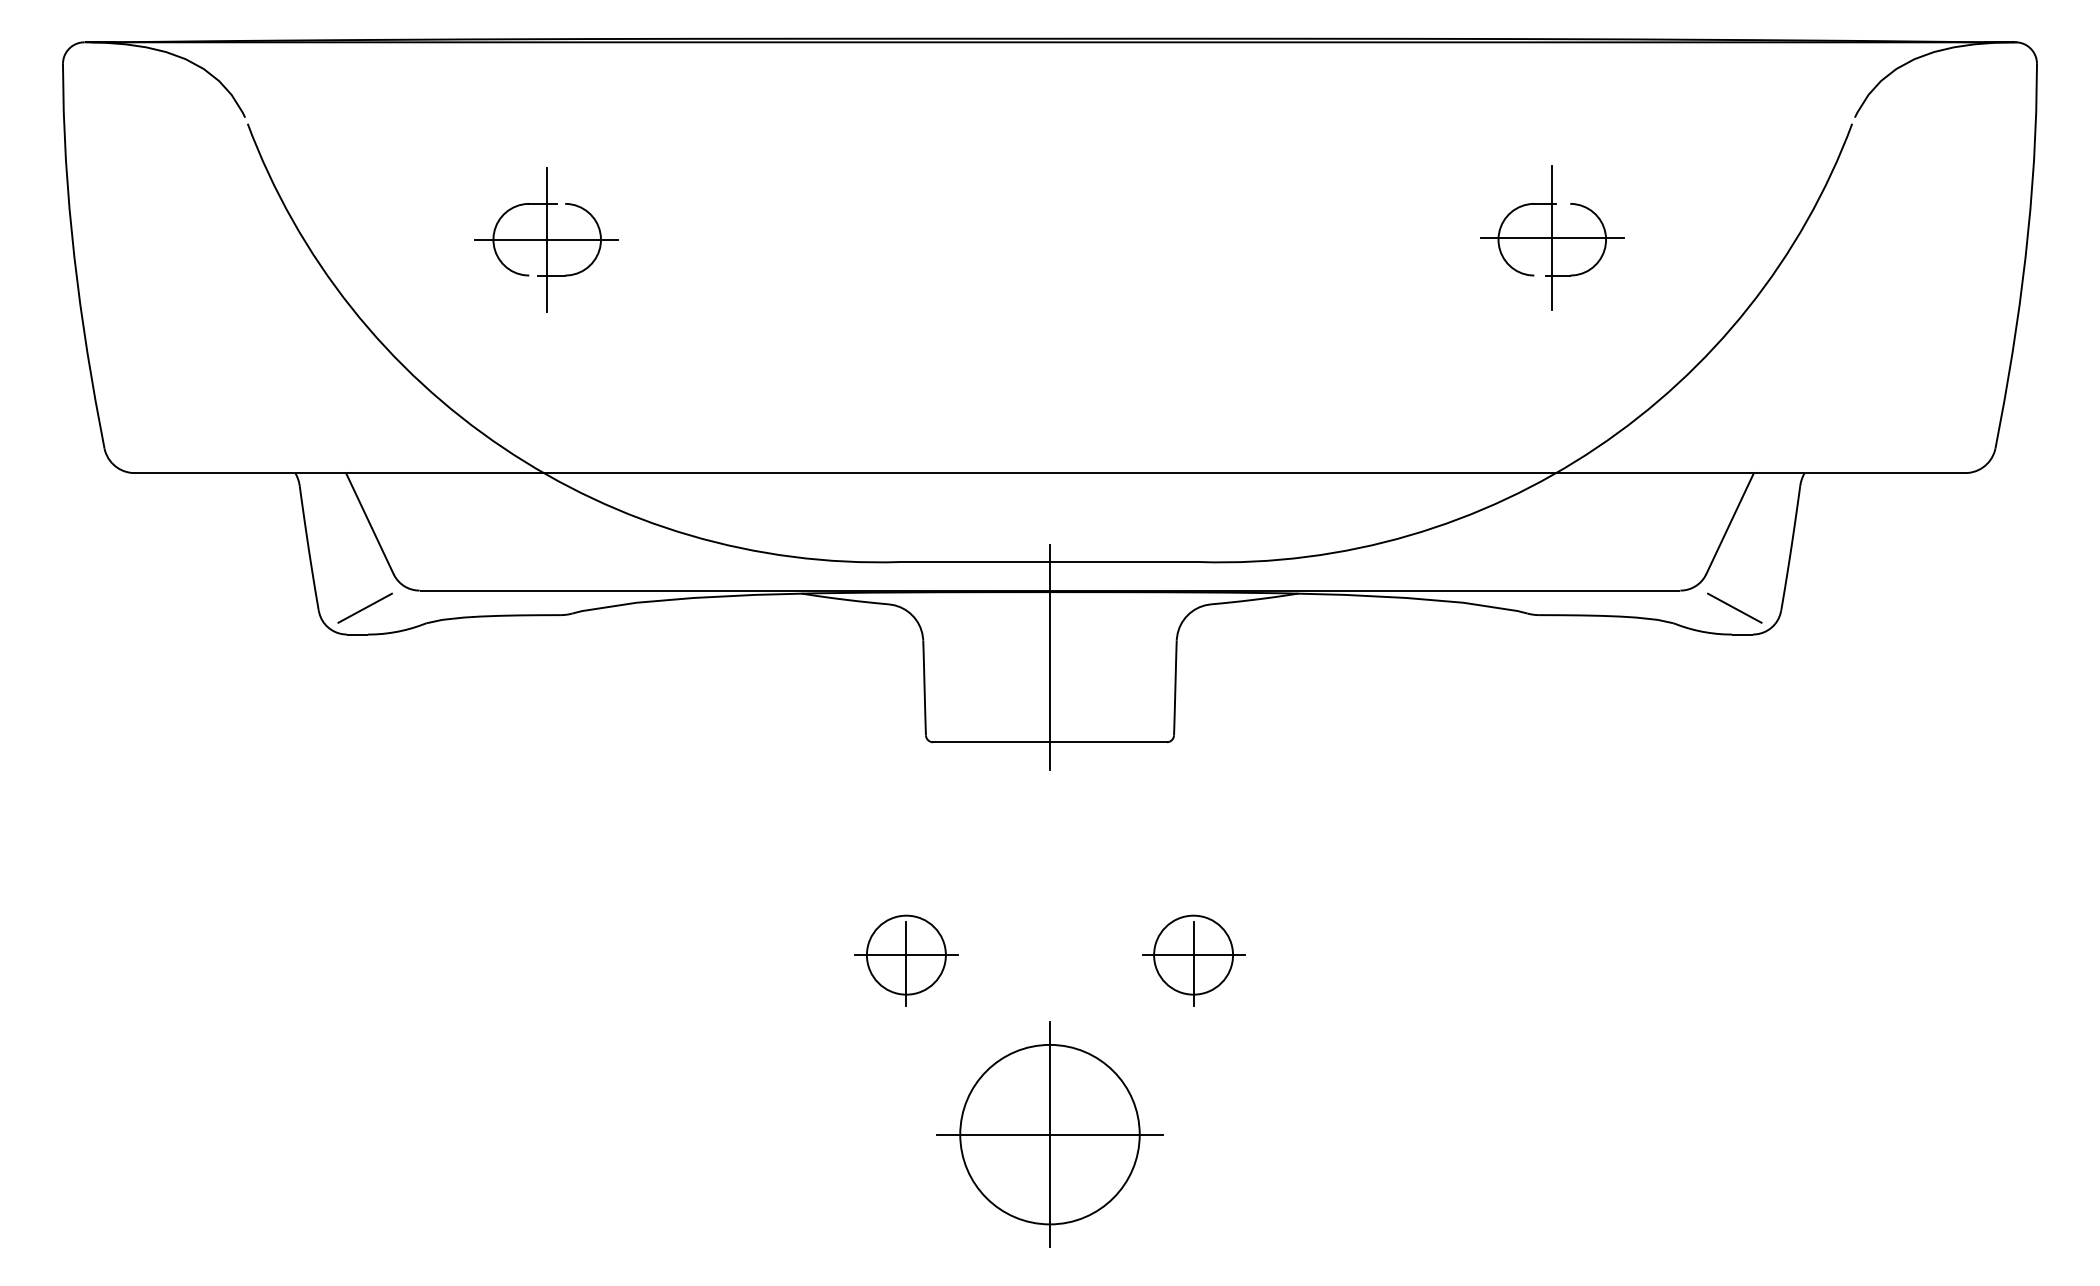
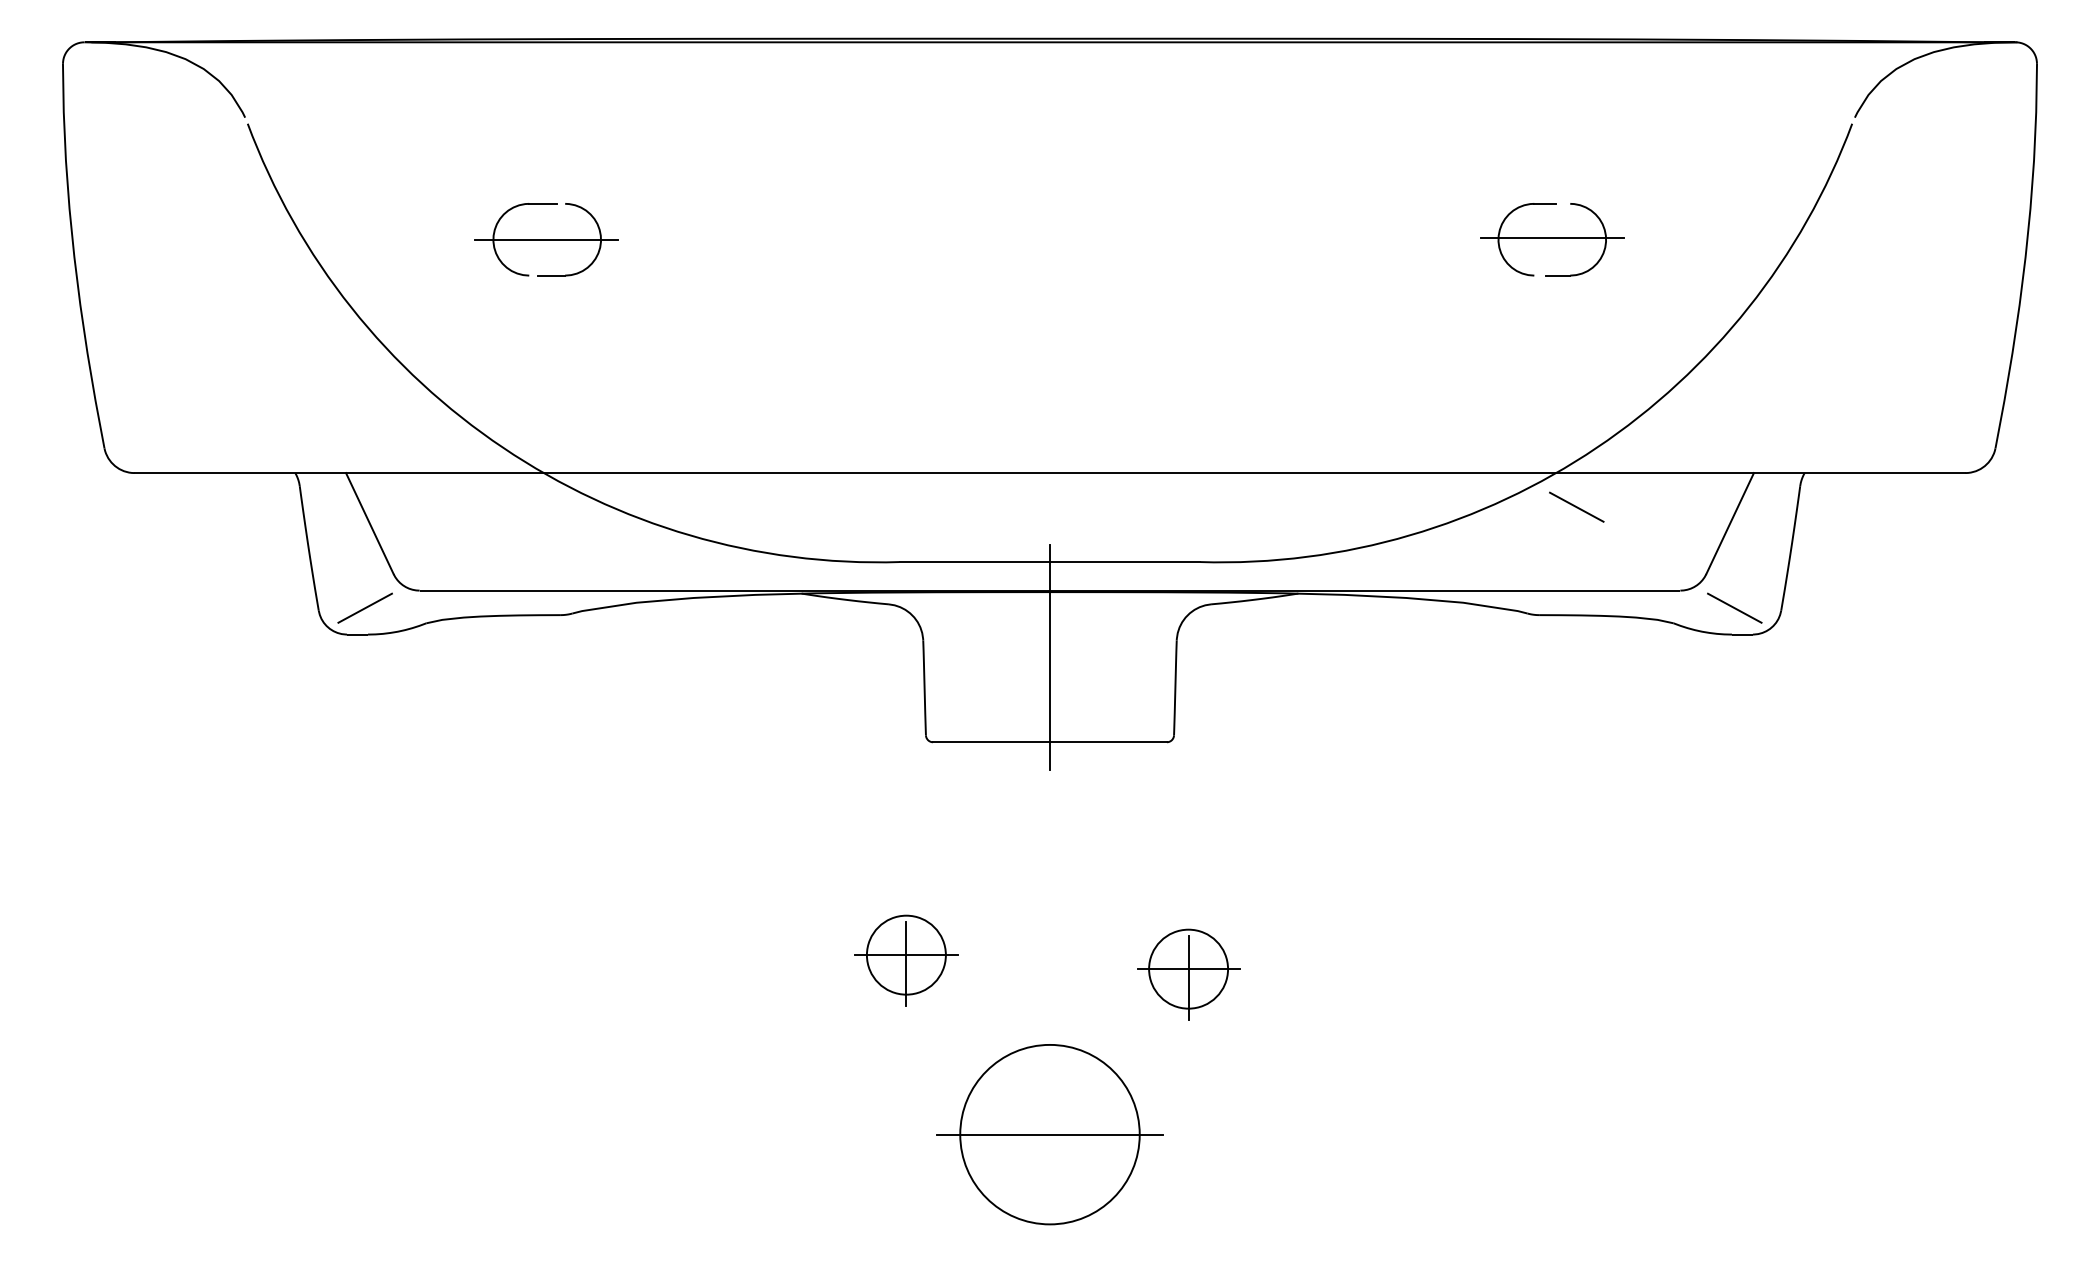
line: present -> none (1552, 237)
line: present -> none (546, 239)
line: none -> present (1576, 506)
part position: (1193, 960) -> (1188, 974) (1188, 974)
line: present -> none (1050, 1134)
